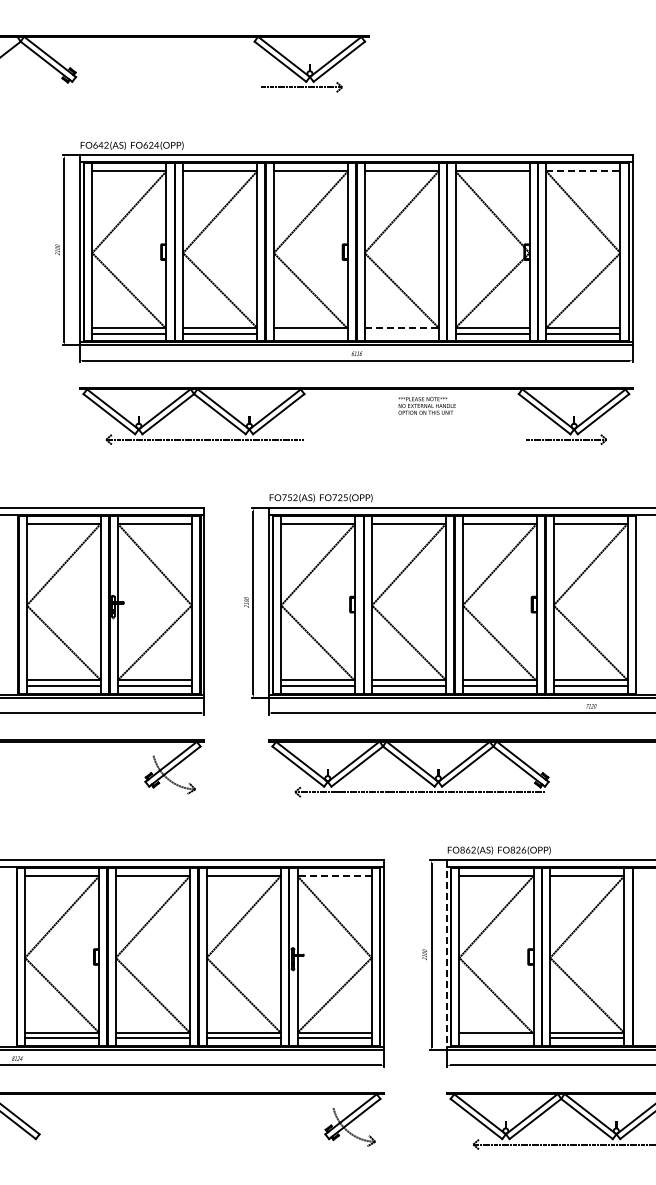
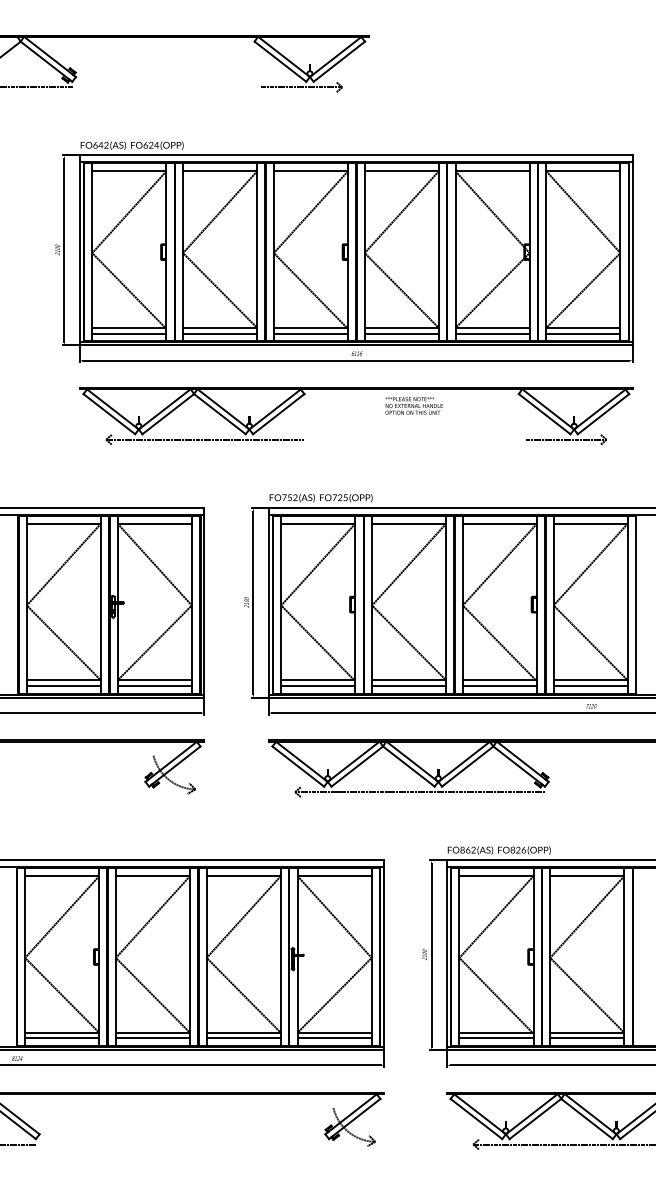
line: none -> present (37, 87)
line: dashed -> solid (583, 171)
line: dashed -> solid (402, 328)
line: none -> present (310, 333)
line: none -> present (401, 333)
text position: (426, 405) -> (413, 405) (413, 405)
line: dashed -> solid (334, 876)
line: dashed -> solid (446, 955)
line: none -> present (496, 1038)
line: none -> present (19, 1144)
